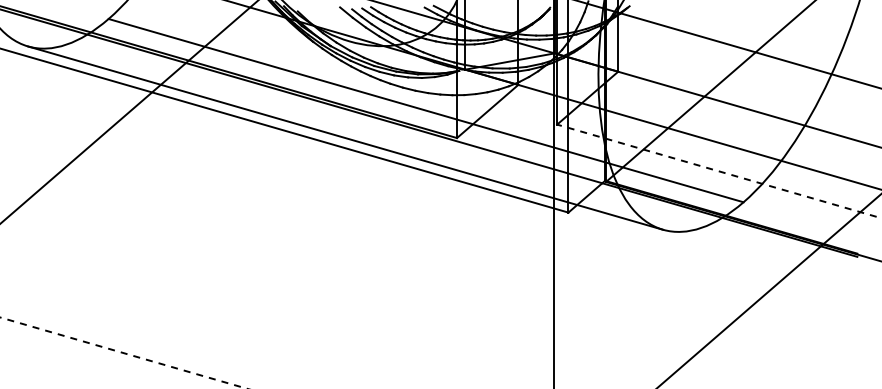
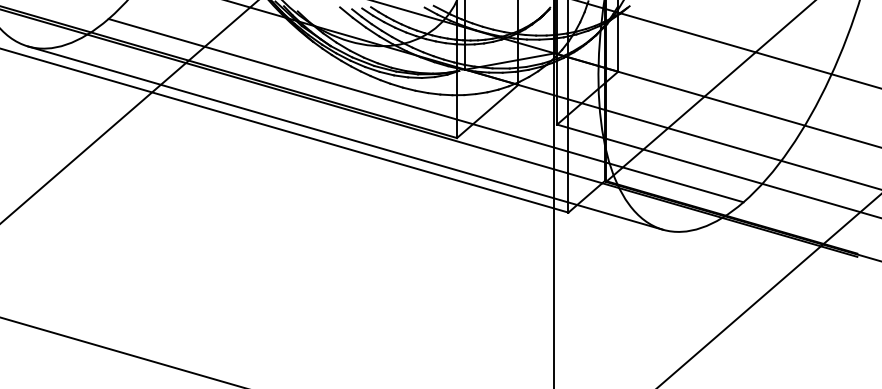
line: dashed -> solid (719, 171)
line: dashed -> solid (124, 353)
